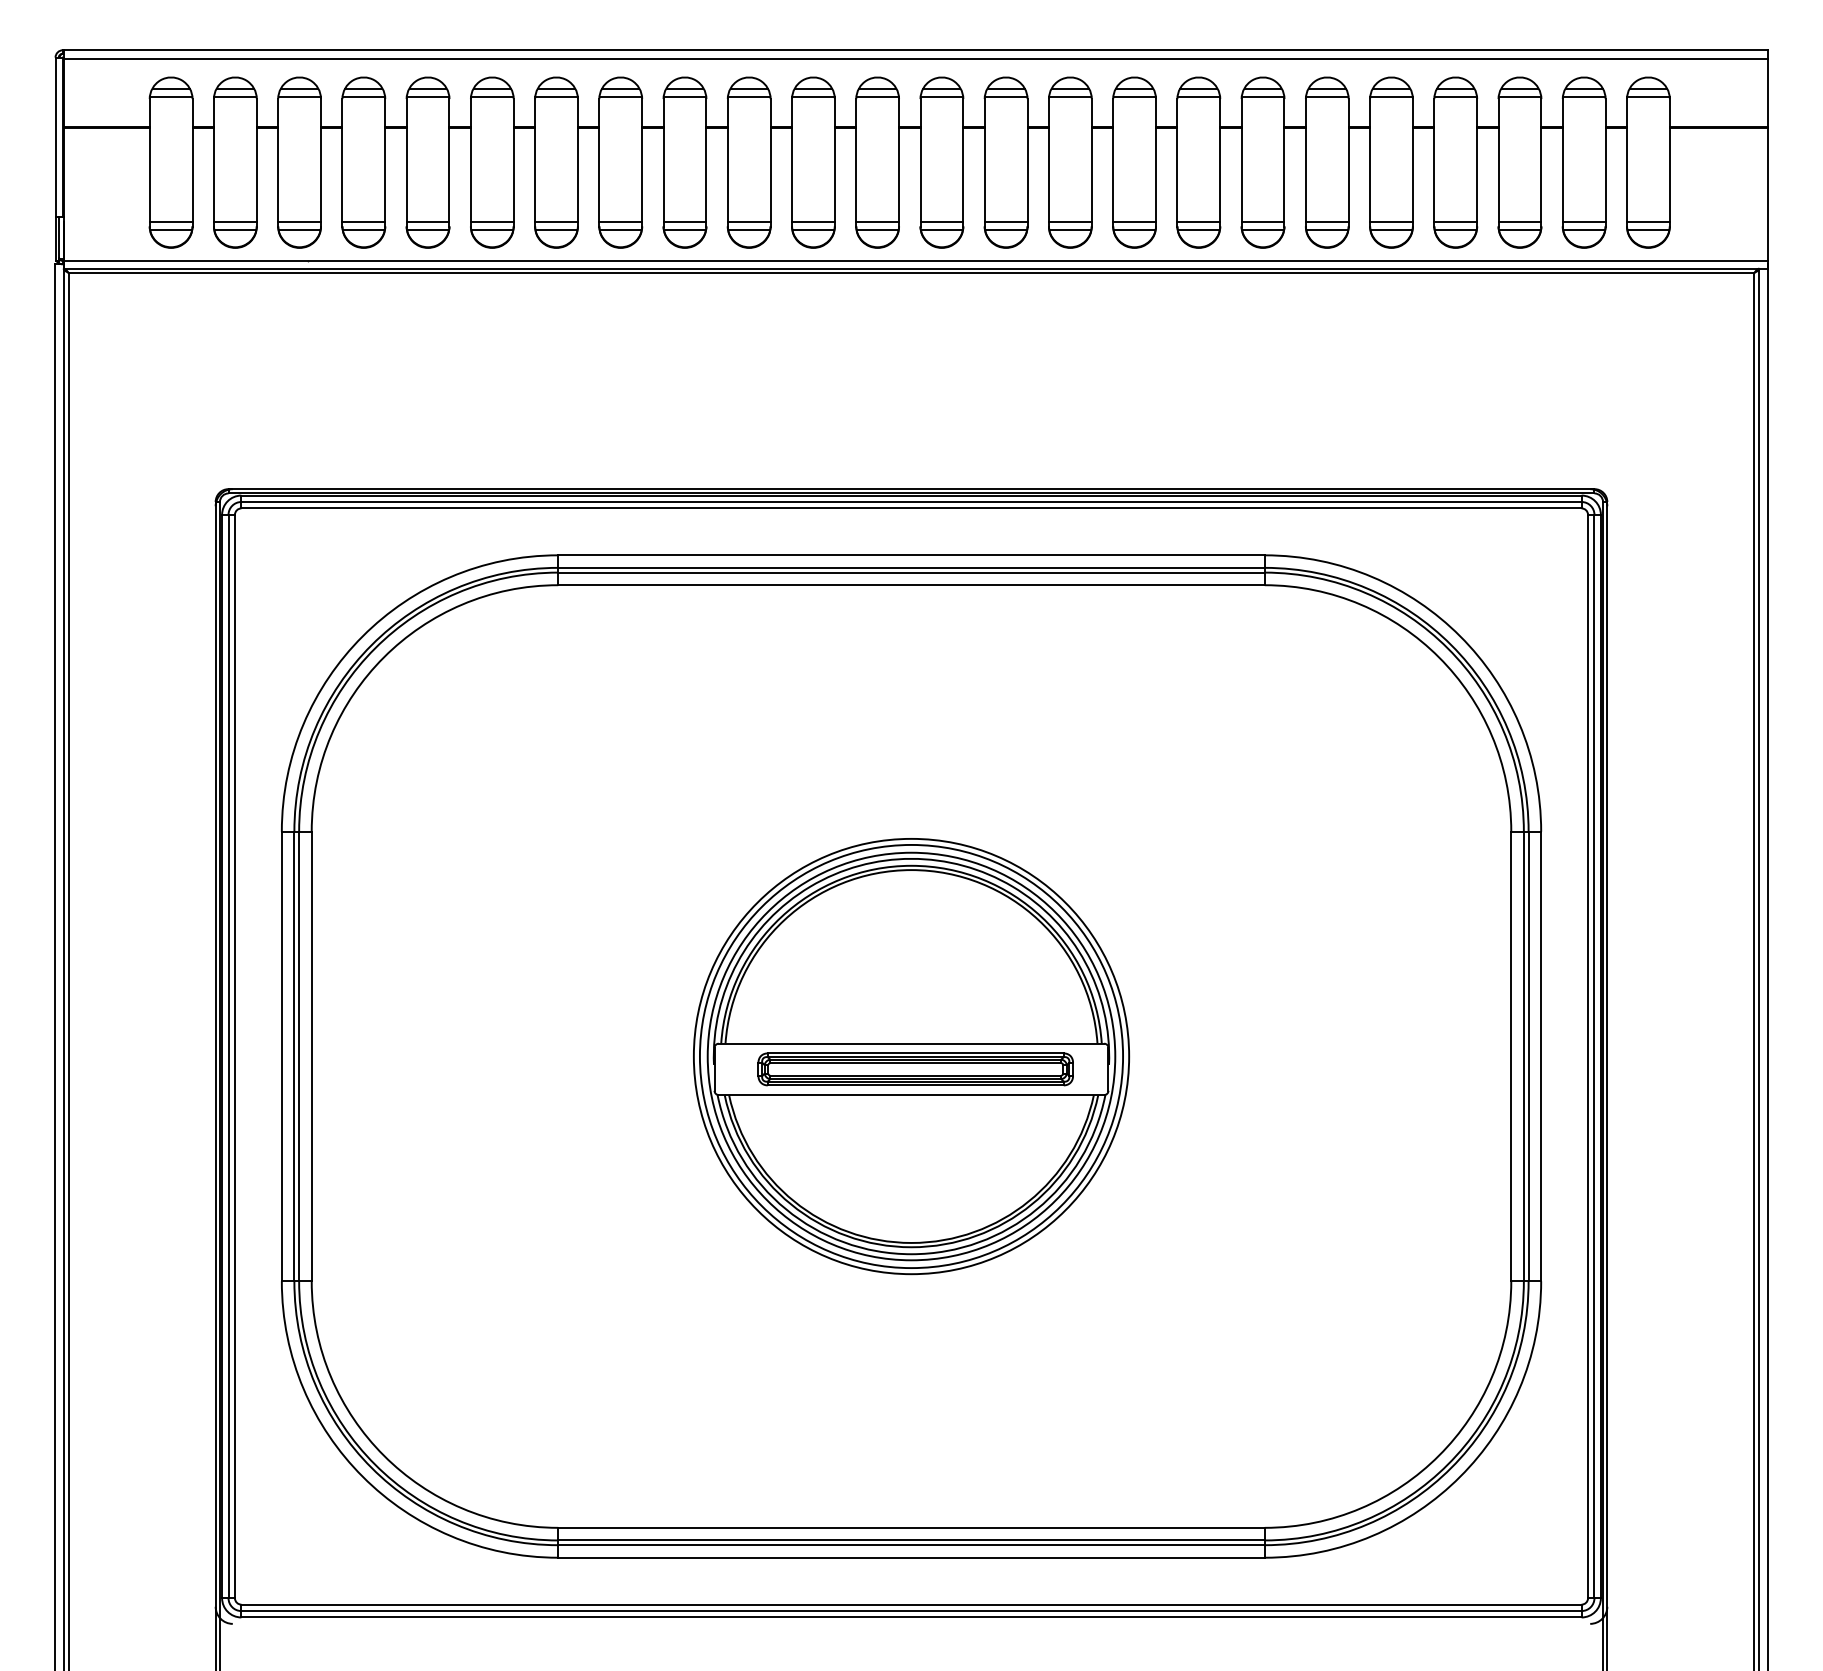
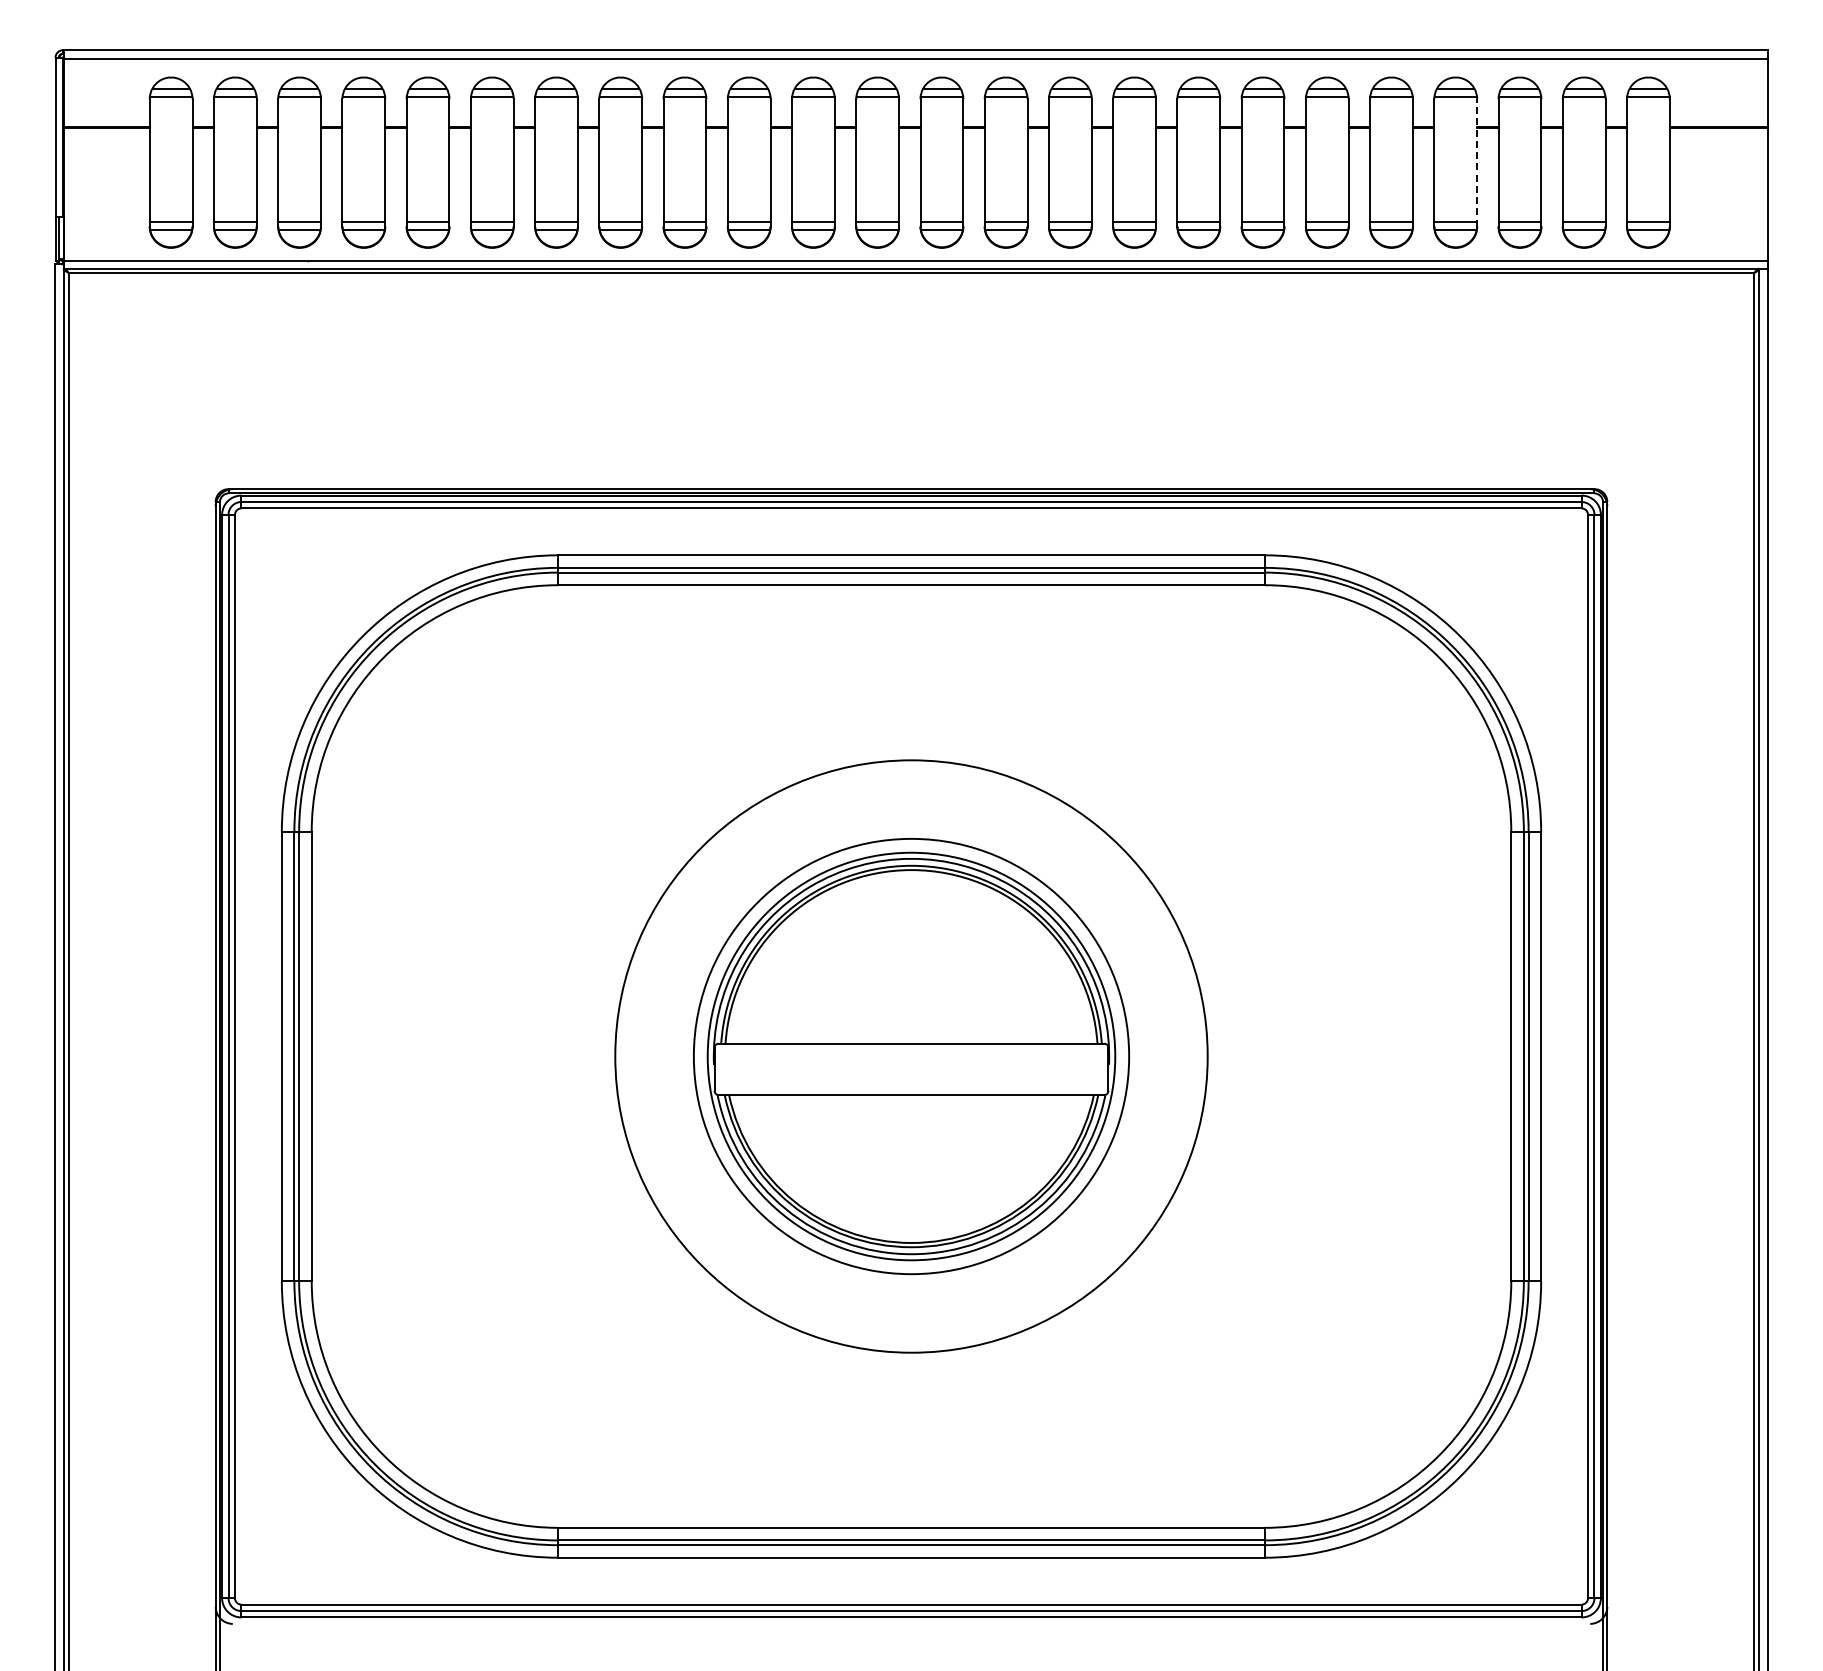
line: solid -> dashed (1477, 162)
circle diameter: 423 px -> 592 px (911, 1056)
part: present -> none (915, 1069)
